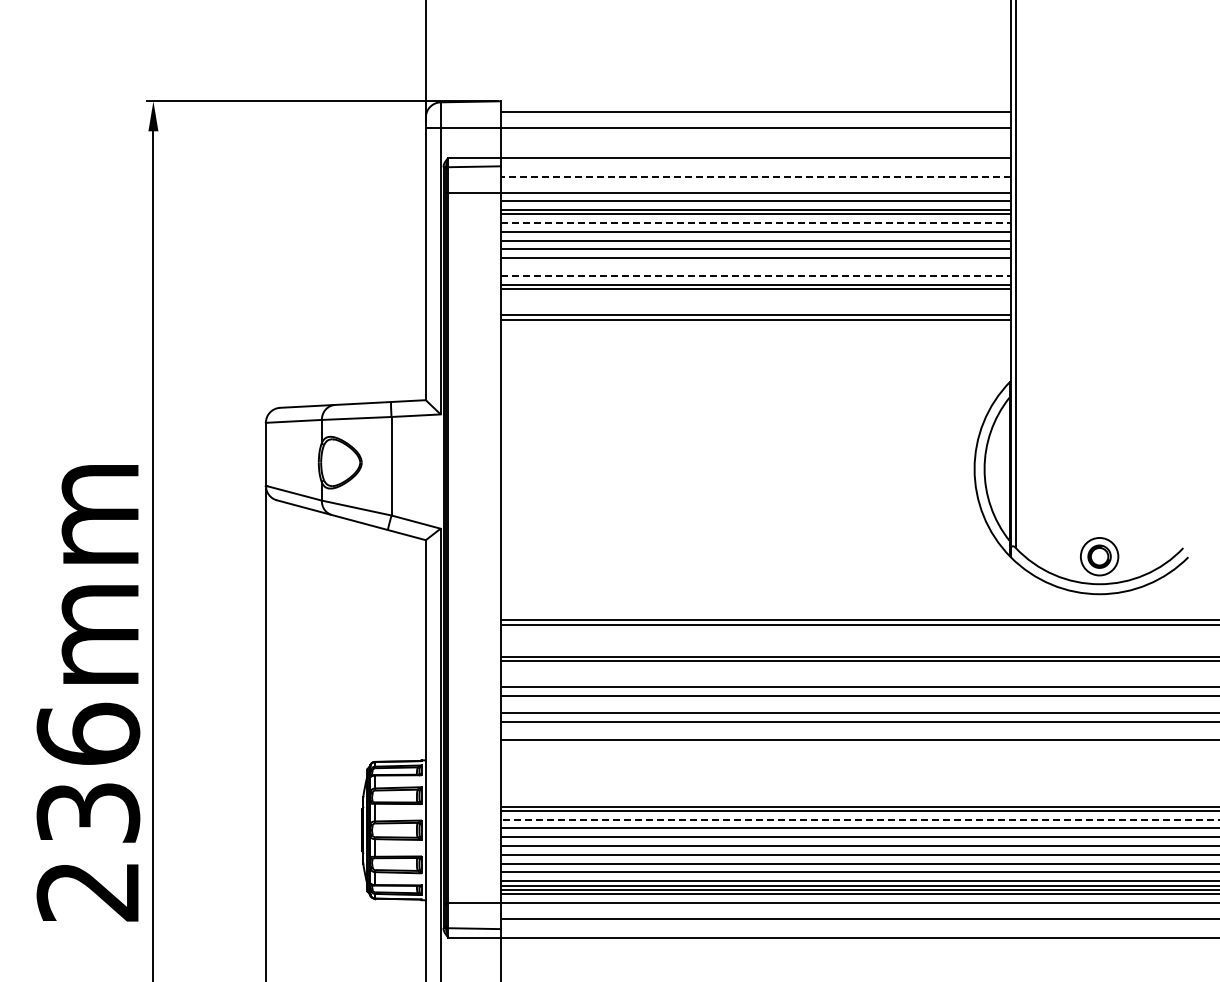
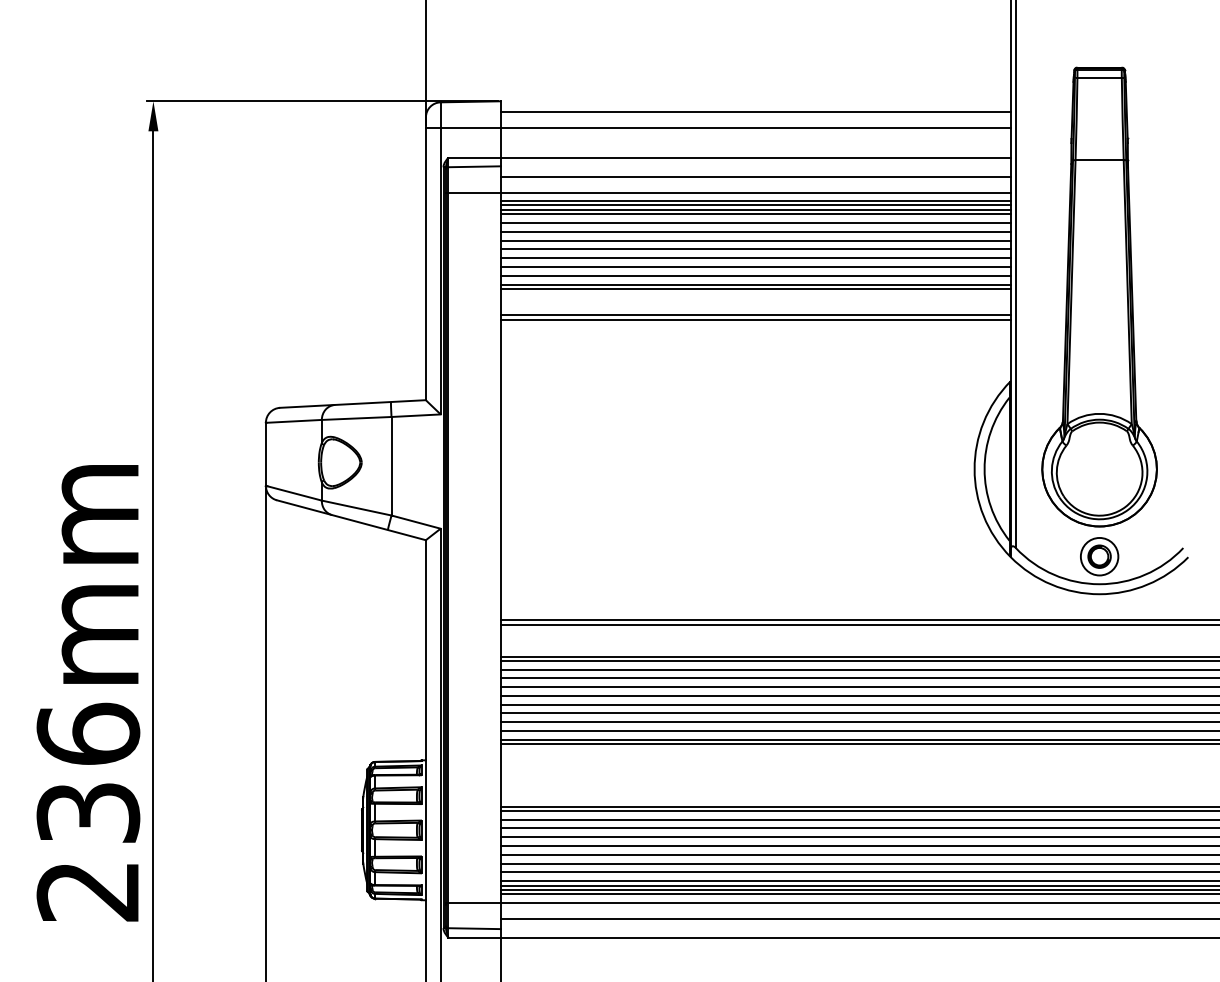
line: dashed -> solid (755, 176)
line: none -> present (755, 205)
line: dashed -> solid (755, 223)
line: none -> present (755, 267)
line: dashed -> solid (755, 275)
part: none -> present (1099, 296)
line: none -> present (858, 669)
line: none -> present (858, 678)
line: none -> present (858, 704)
line: none -> present (858, 730)
line: none -> present (858, 743)
line: dashed -> solid (859, 819)
